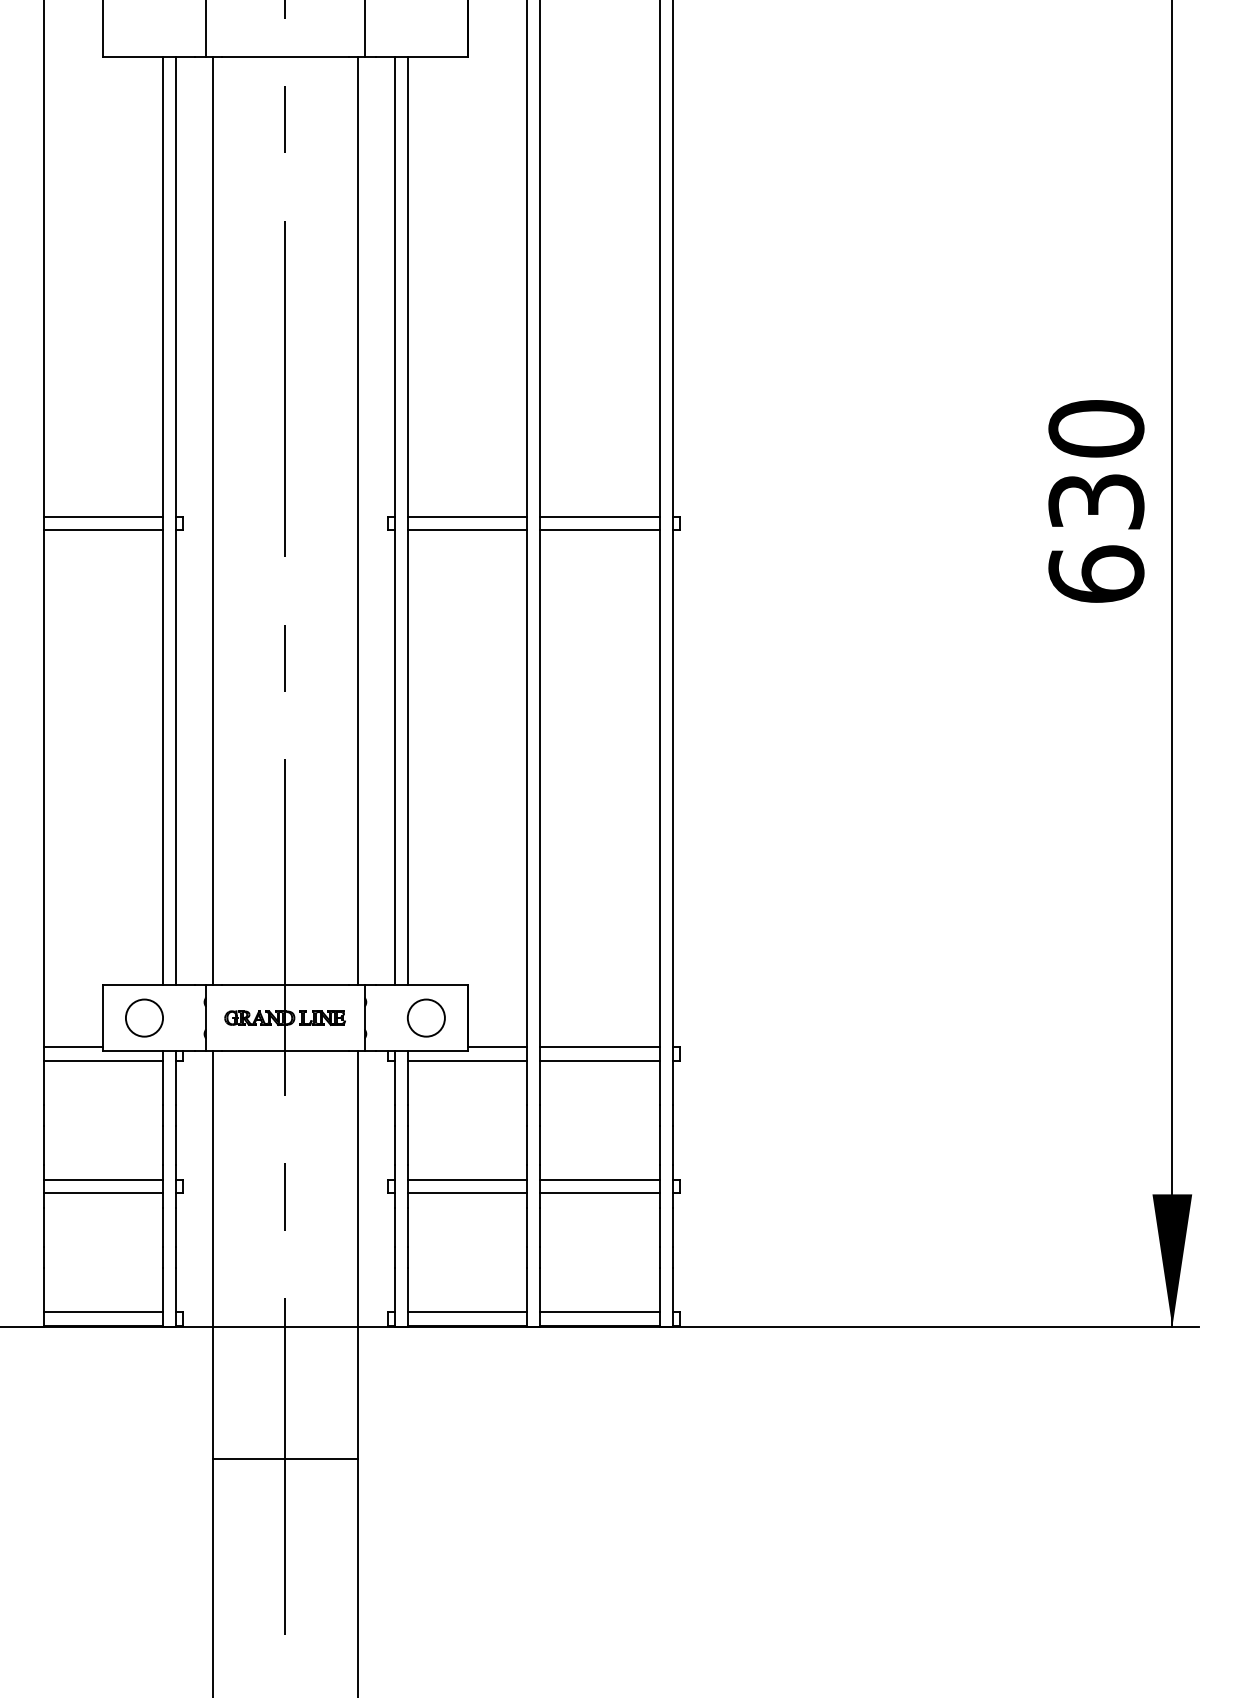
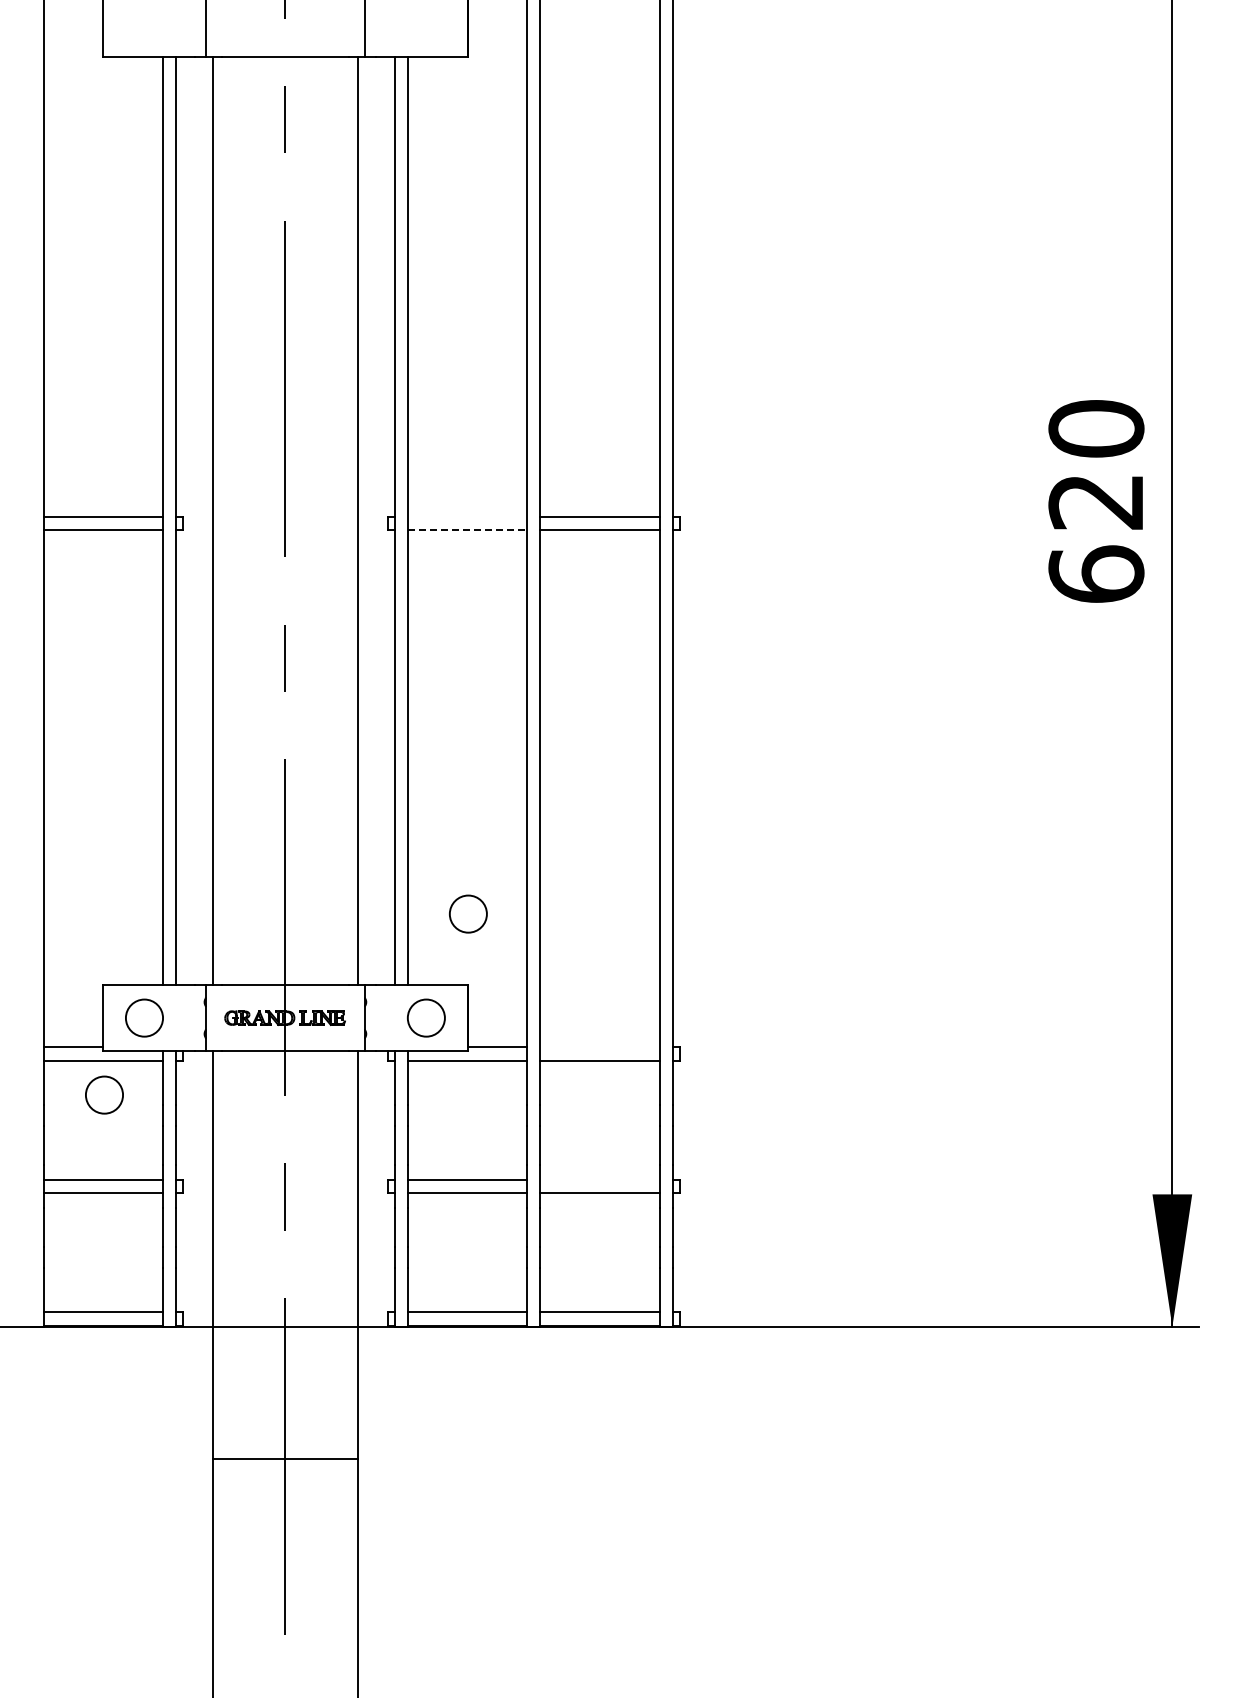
text: 630 -> 620 (1096, 501)
line: present -> none (467, 517)
line: solid -> dashed (467, 530)
circle: none -> present (468, 913)
line: present -> none (599, 1047)
circle: none -> present (104, 1094)
line: present -> none (599, 1179)
